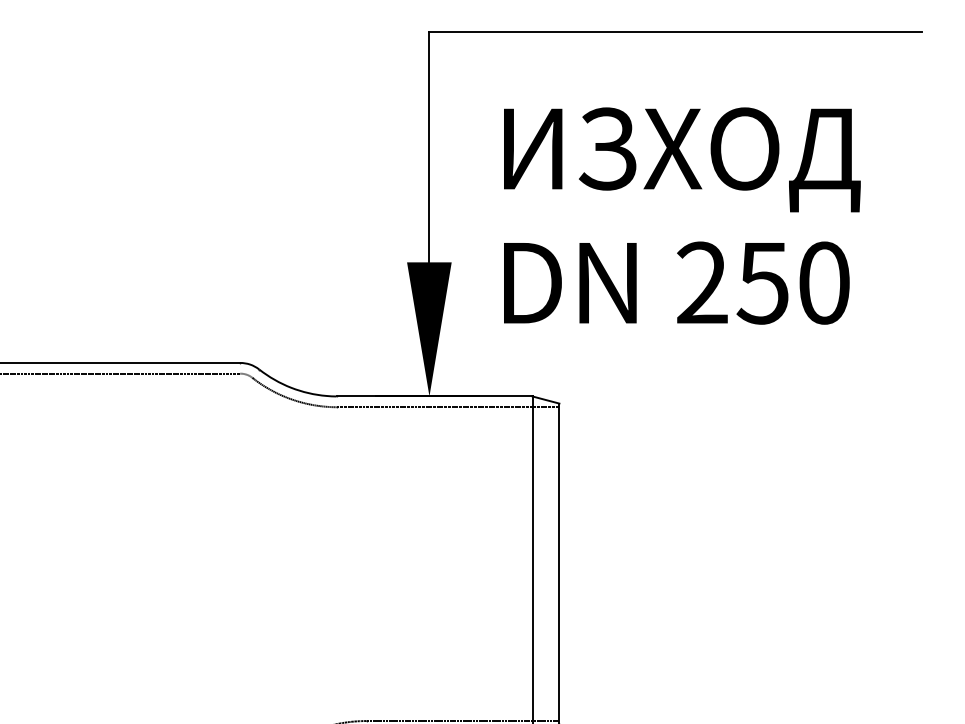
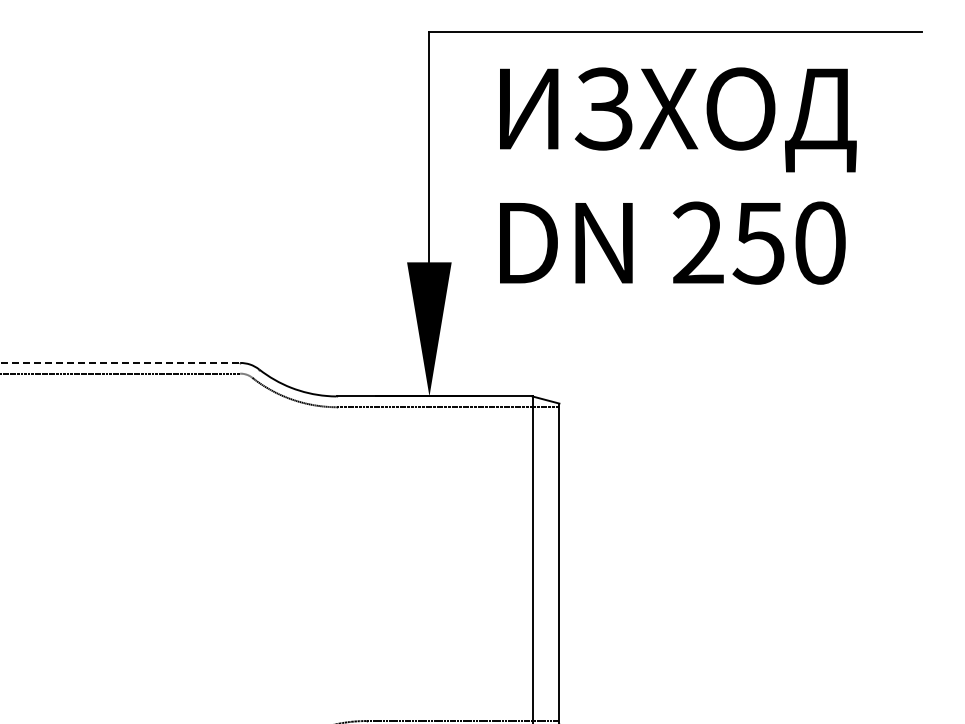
text position: (682, 215) -> (678, 175) (678, 175)
line: solid -> dashed (120, 362)
